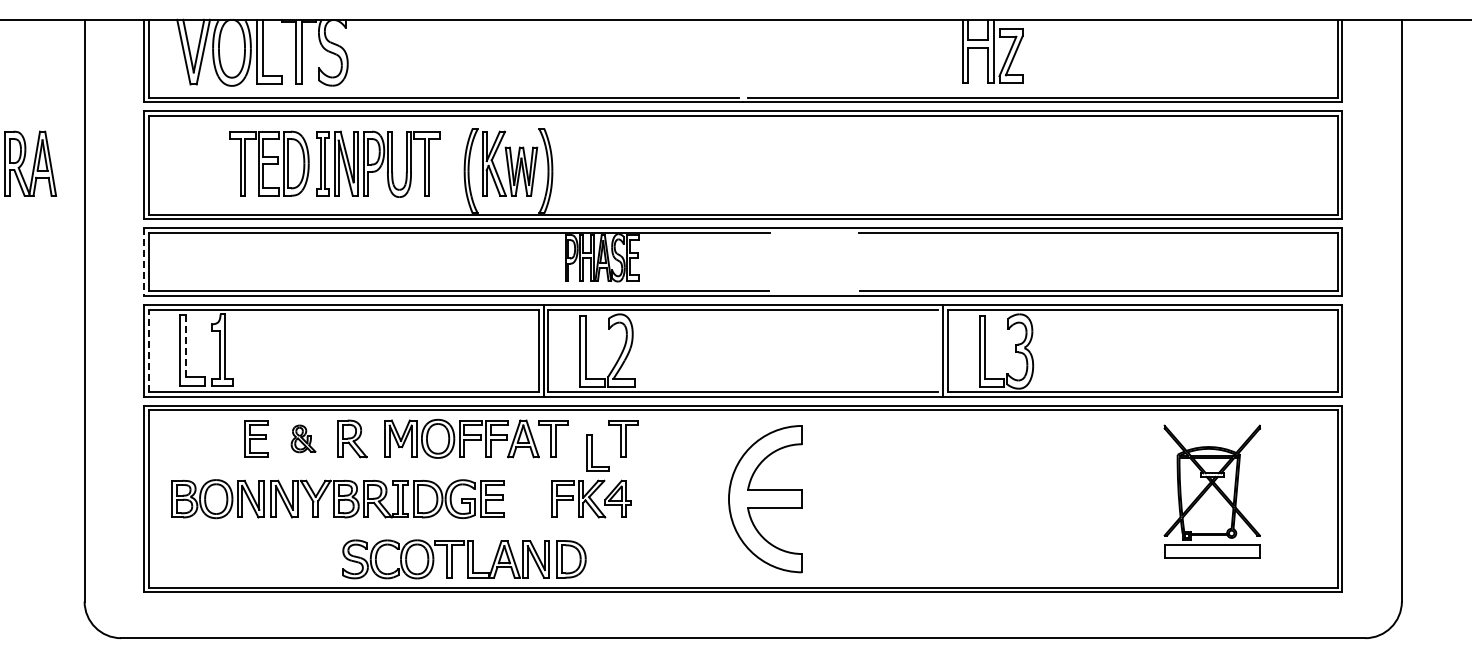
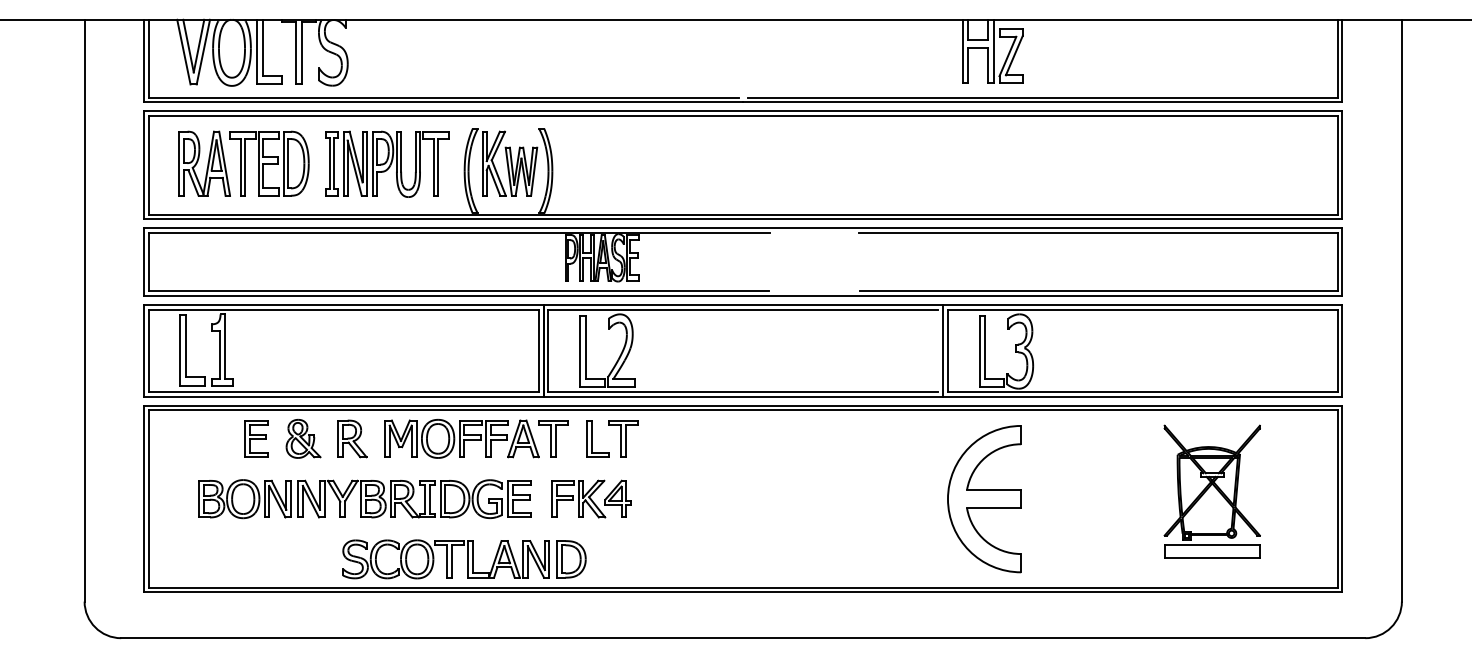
part position: (30, 163) -> (204, 163) (204, 163)
part position: (378, 163) -> (387, 163) (387, 163)
line: dashed -> solid (144, 262)
line: dashed -> solid (186, 345)
line: dashed -> solid (148, 350)
part size: 27x30 px -> 37x40 px (303, 438)
part position: (597, 452) -> (597, 438) (597, 438)
part position: (337, 499) -> (364, 499) (364, 499)
part position: (765, 499) -> (984, 499) (984, 499)
